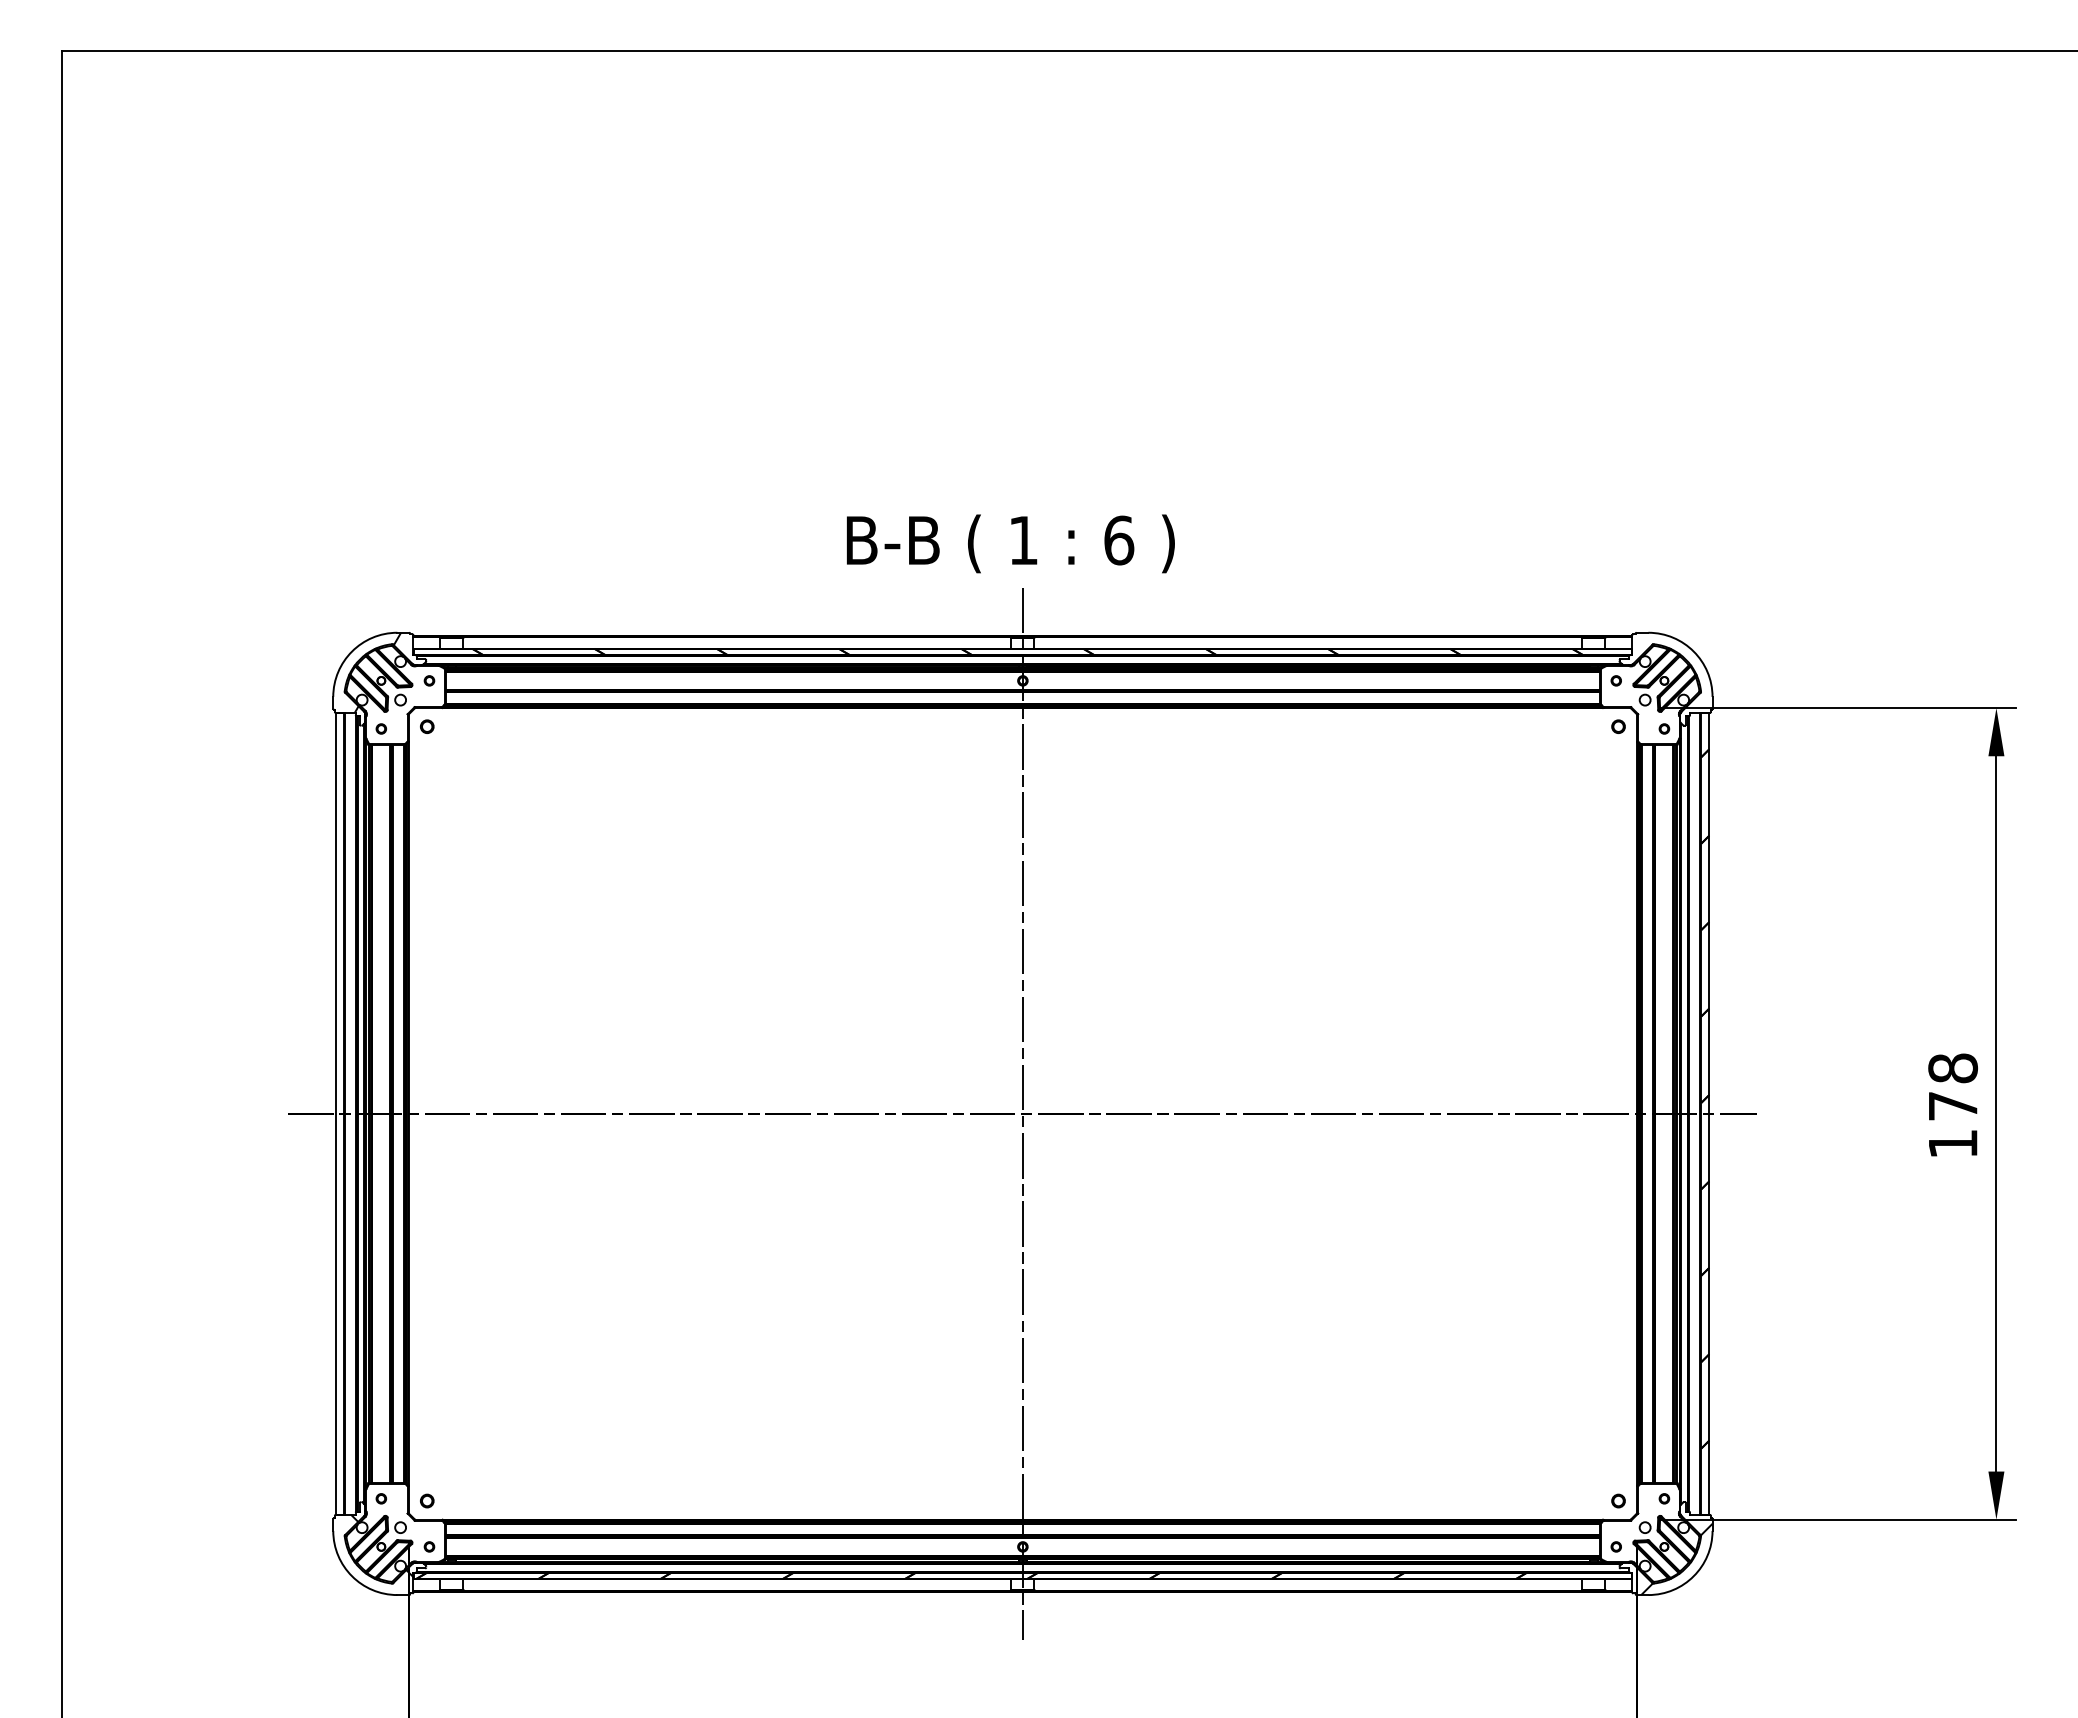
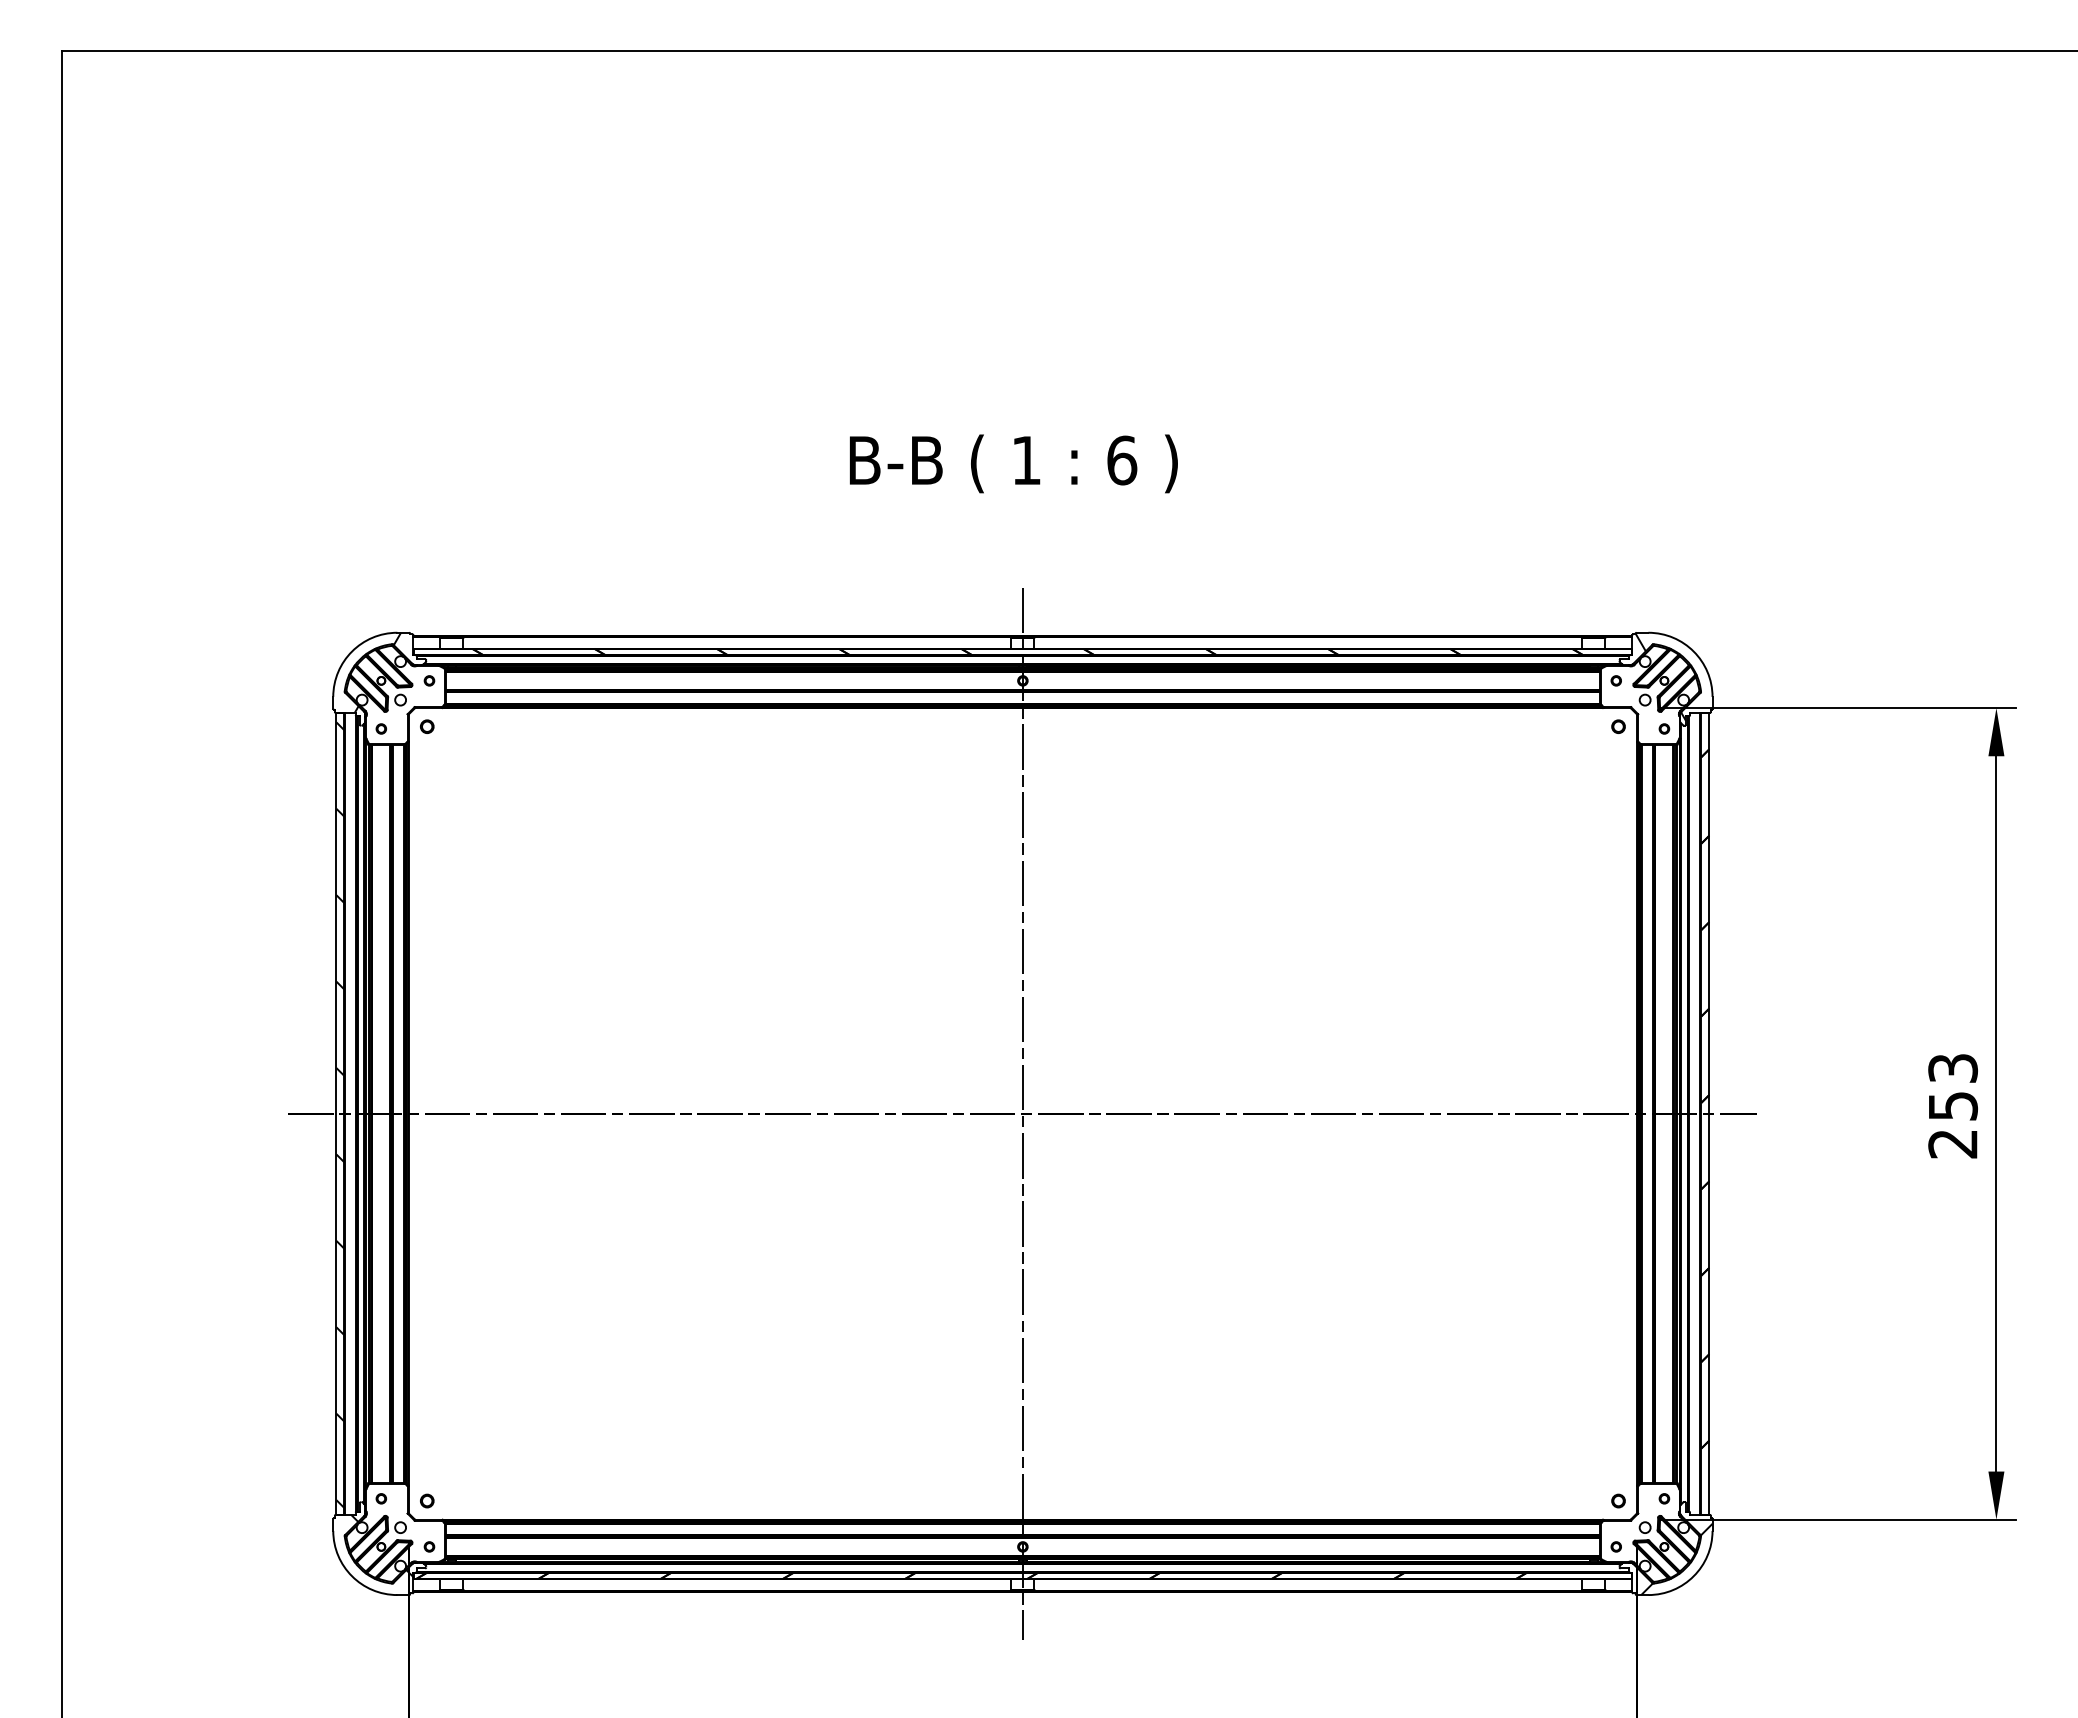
text position: (1010, 543) -> (1013, 463) (1013, 463)
hatch: none -> present (1660, 676)
text: 178 -> 253 (1953, 1105)
hatch: none -> present (340, 1115)
